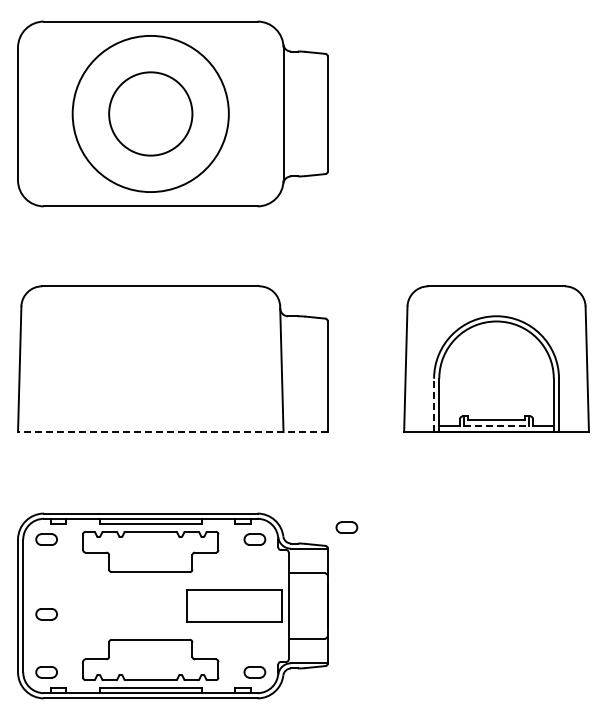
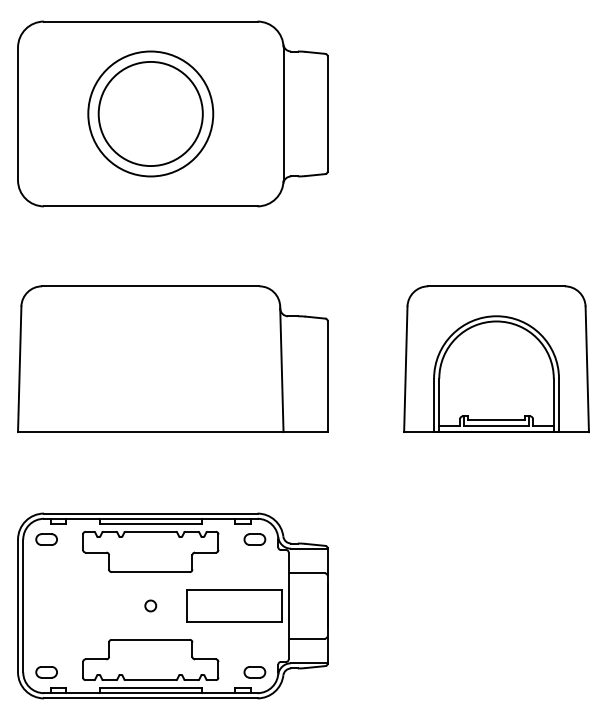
circle diameter: 156 px -> 125 px (150, 113)
circle diameter: 83 px -> 104 px (150, 113)
line: dashed -> solid (434, 405)
line: dashed -> solid (496, 425)
line: dashed -> solid (172, 432)
part: present -> none (346, 527)
circle: none -> present (150, 605)
part: present -> none (46, 614)
